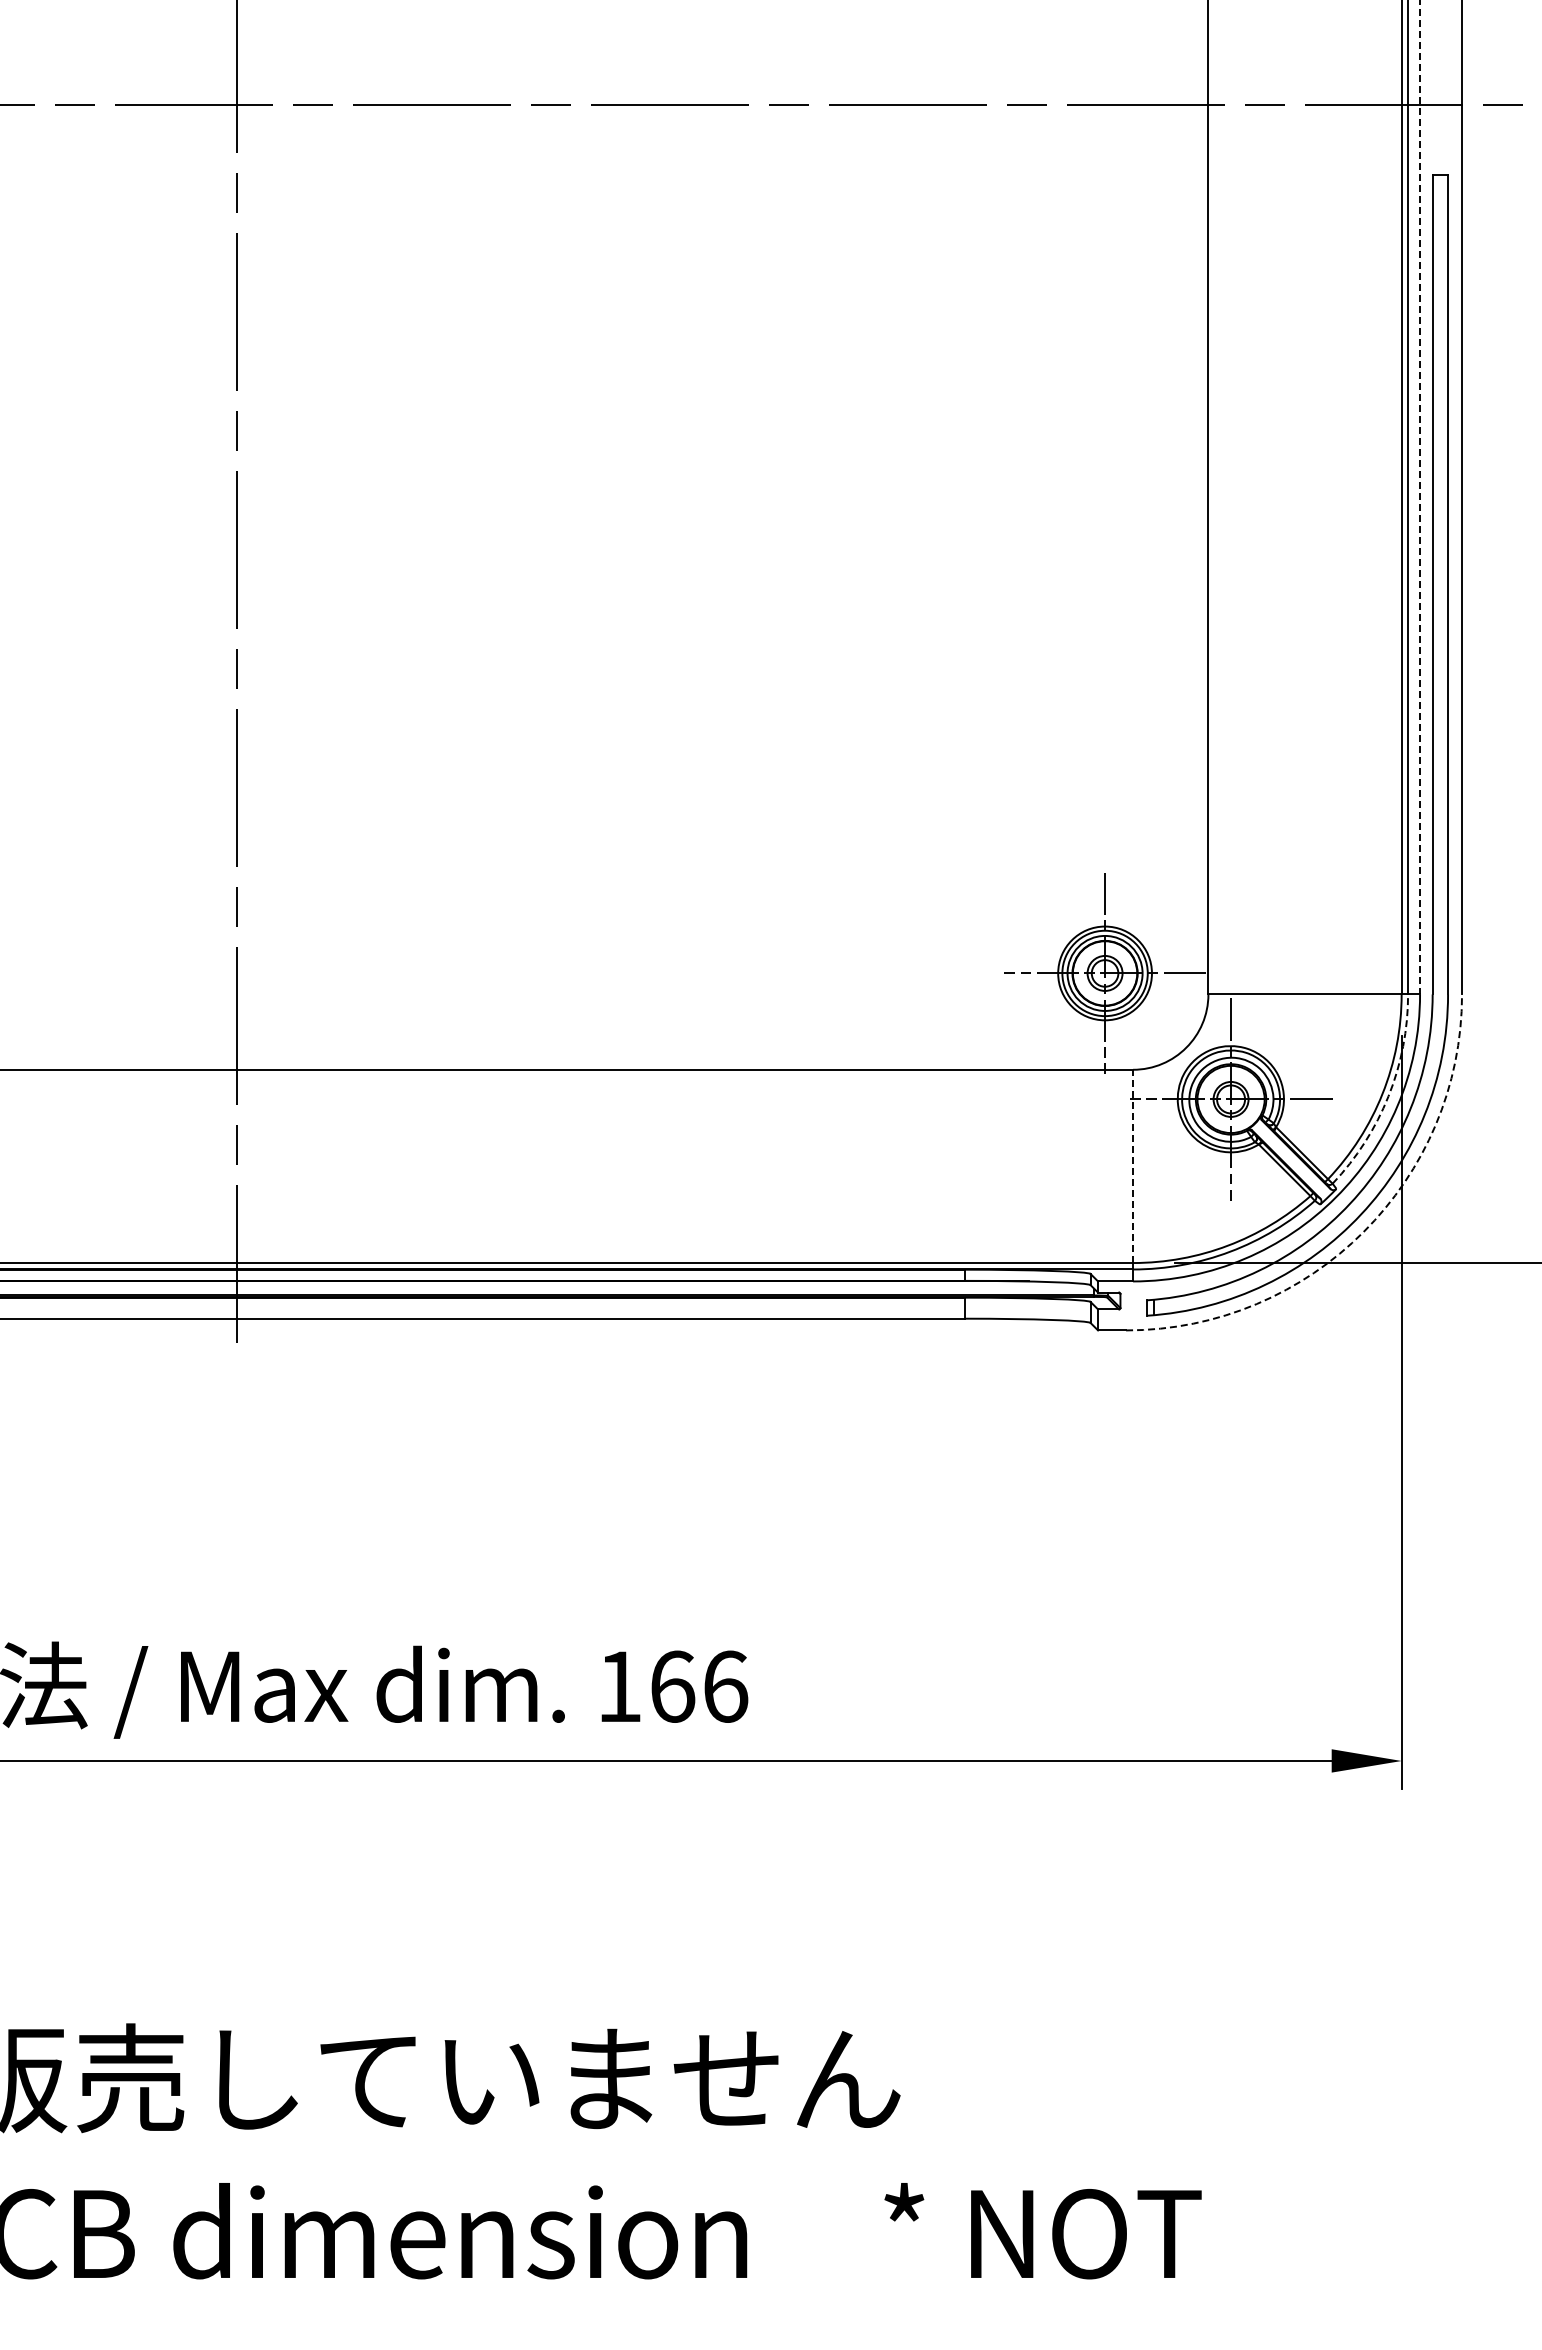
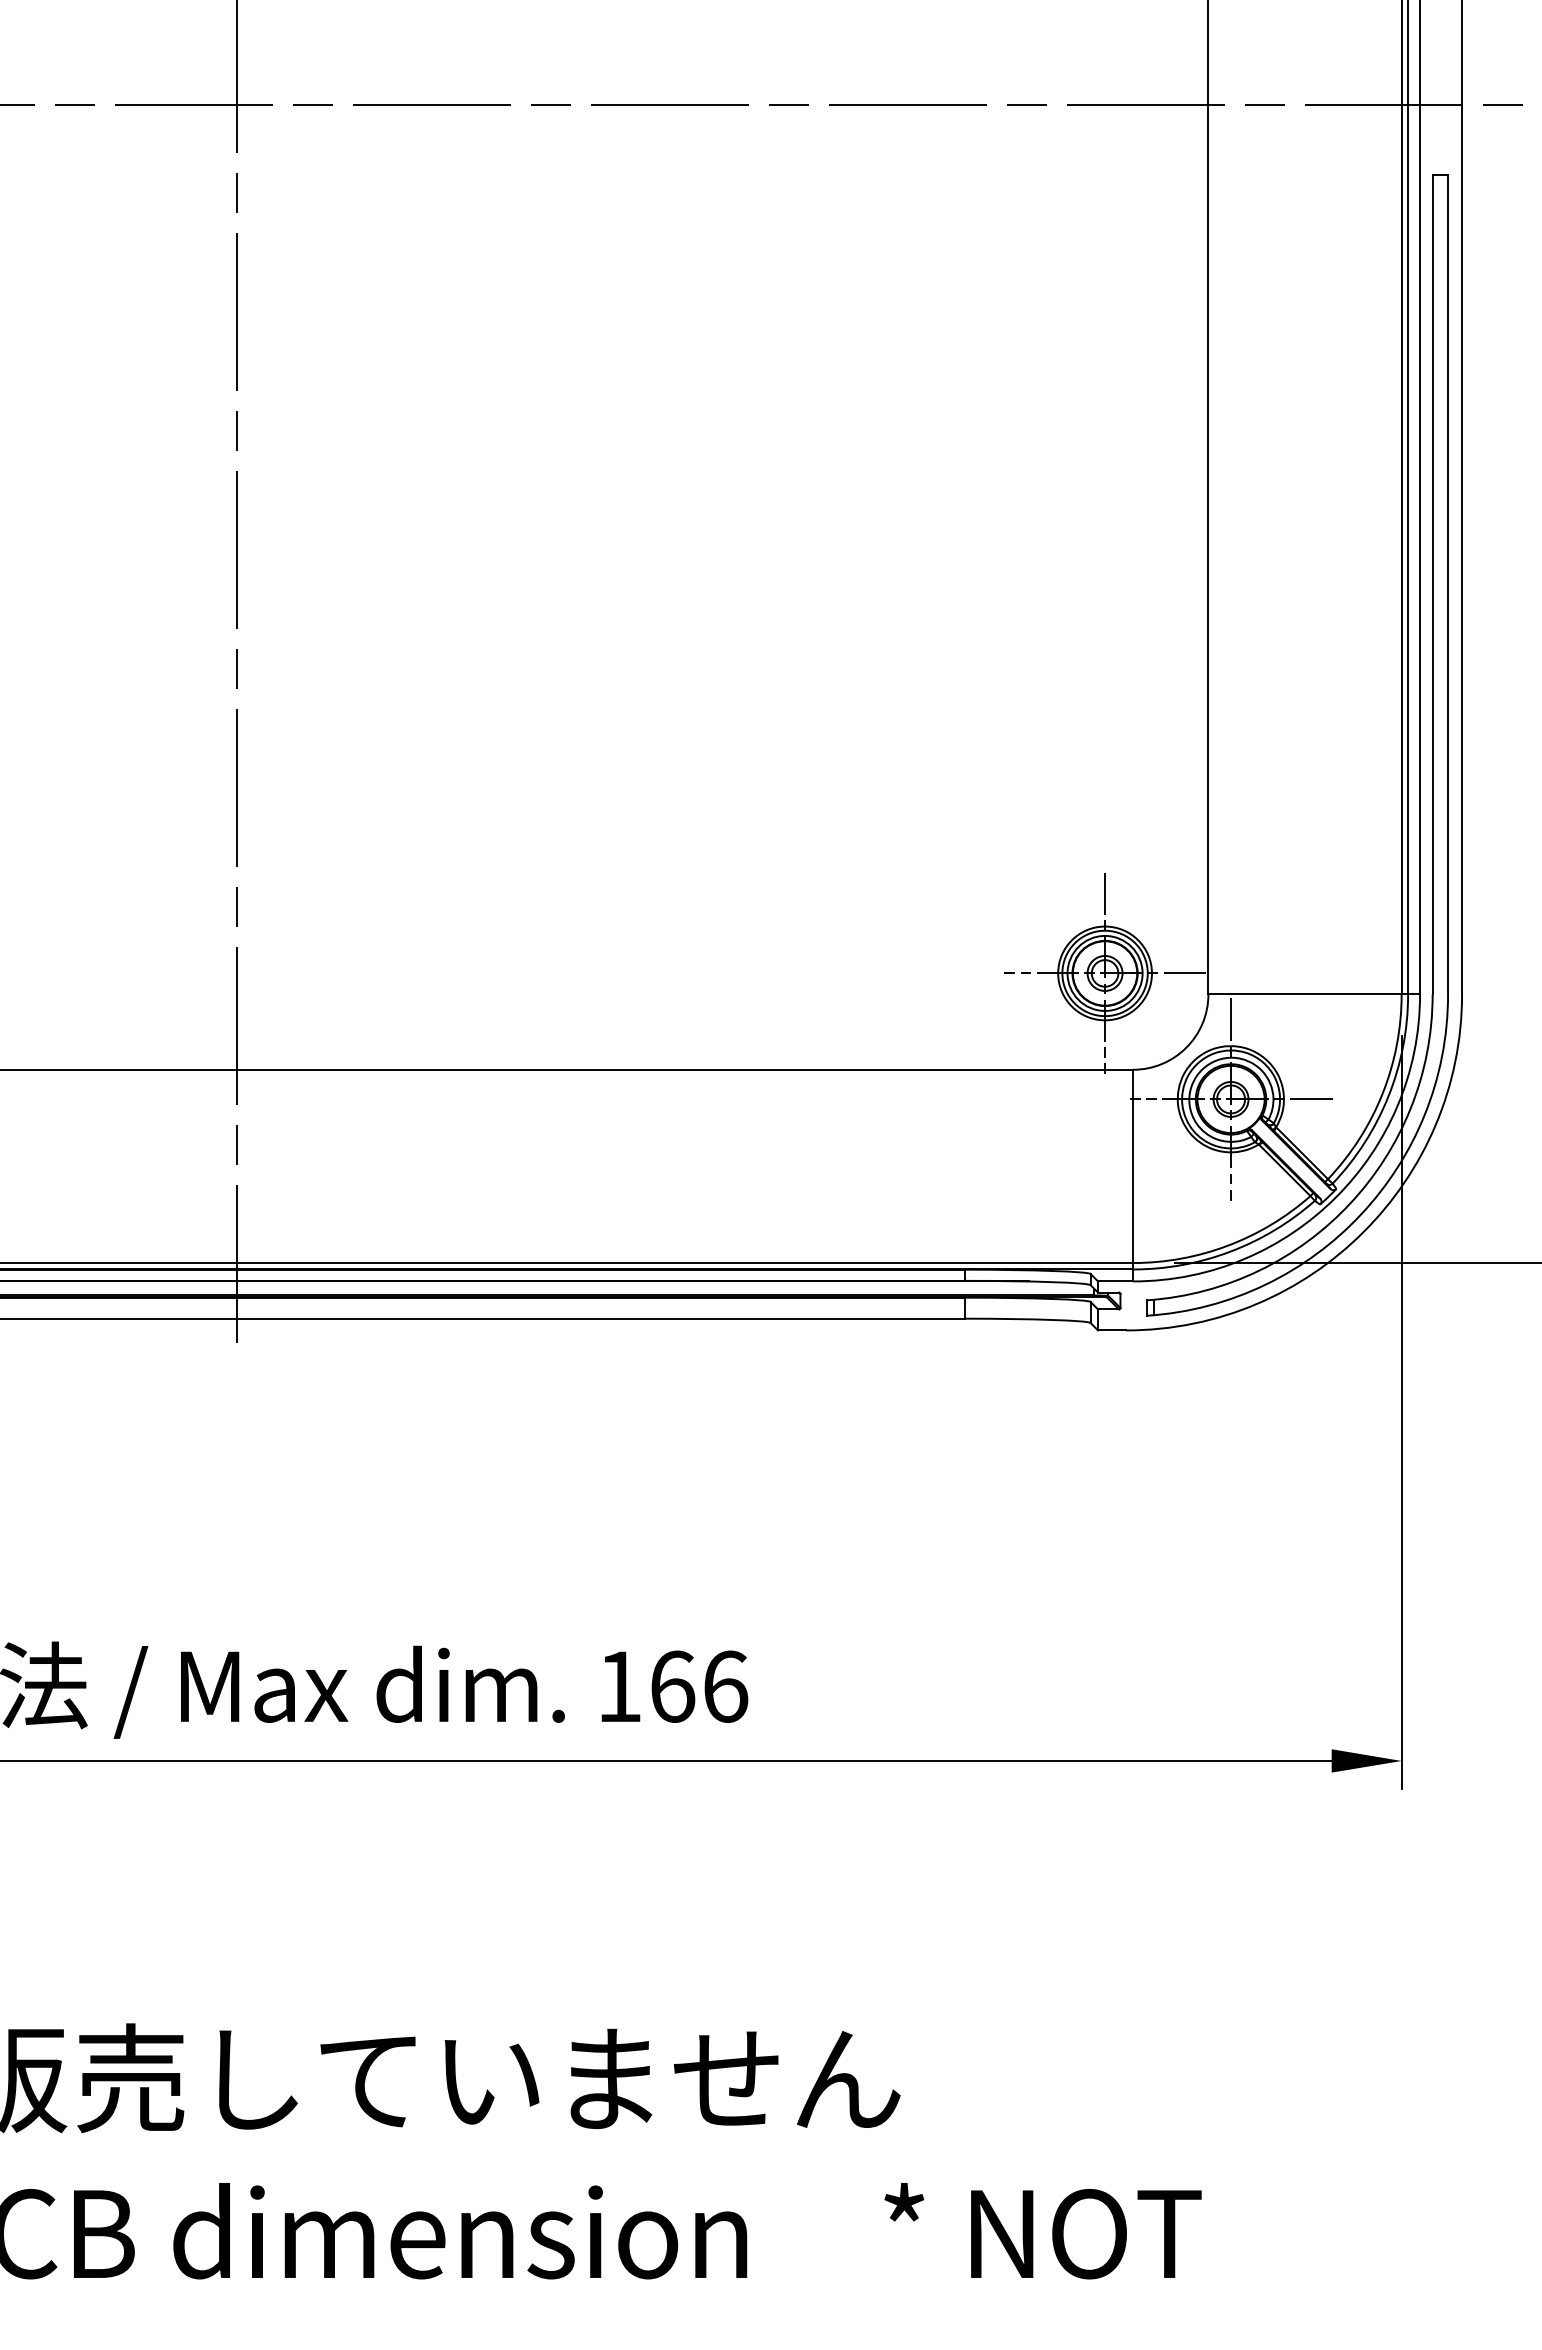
line: dashed -> solid (1420, 497)
arc: dashed -> solid (1388, 1096)
line: dashed -> solid (1133, 1166)
arc: dashed -> solid (1363, 1232)
